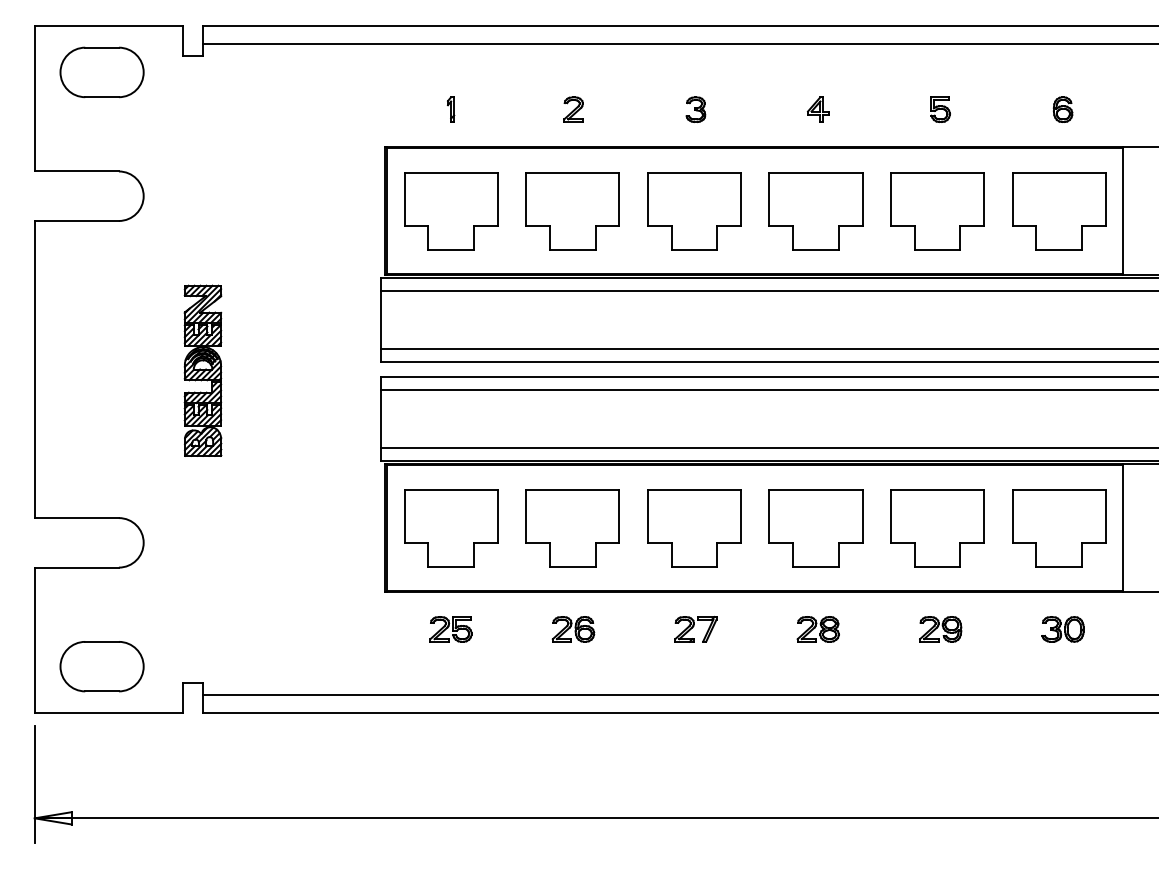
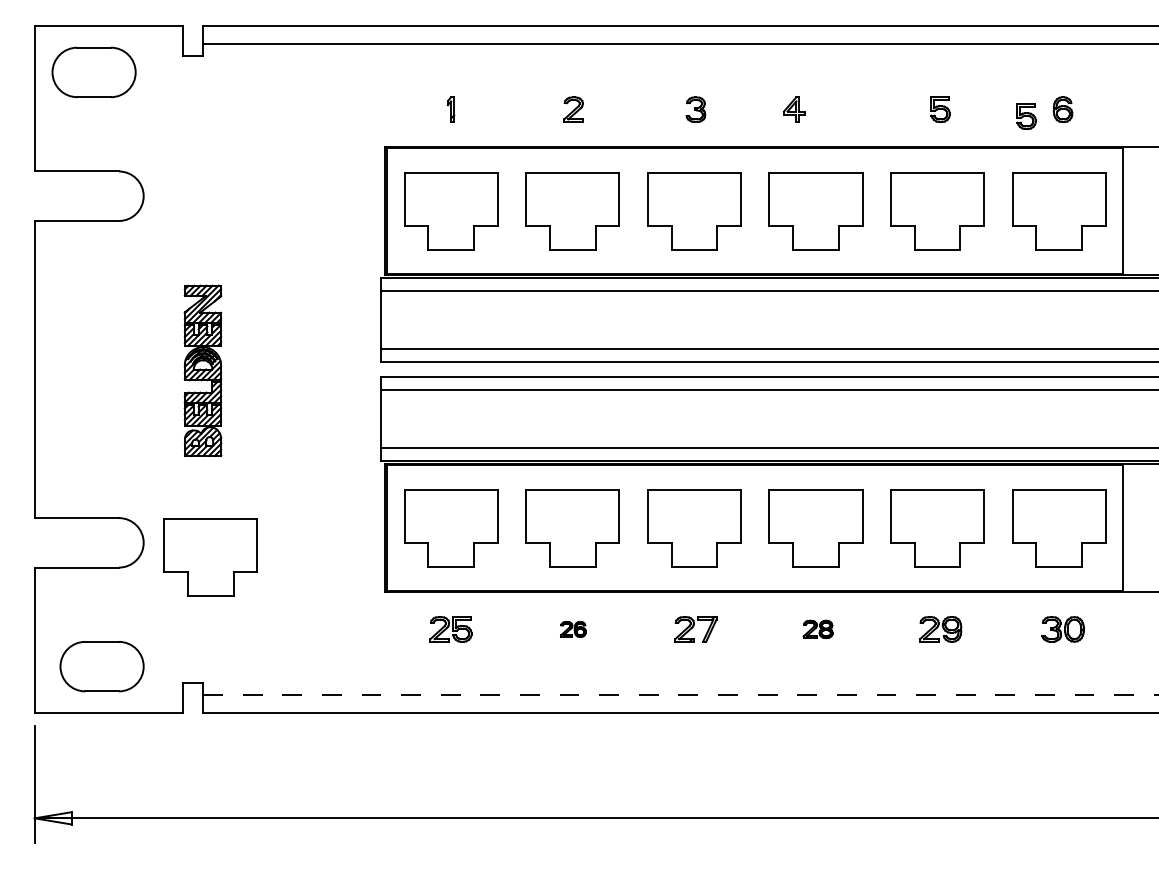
part position: (101, 72) -> (93, 72) (93, 72)
part position: (817, 109) -> (793, 109) (793, 109)
part: none -> present (1026, 116)
part: none -> present (210, 557)
part size: 45x27 px -> 27x17 px (573, 629)
part size: 44x27 px -> 32x21 px (817, 629)
line: solid -> dashed (681, 695)
